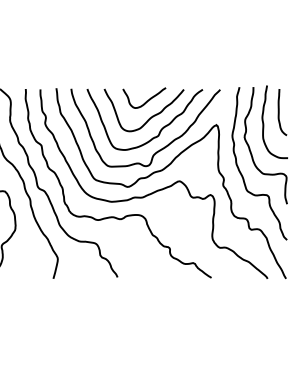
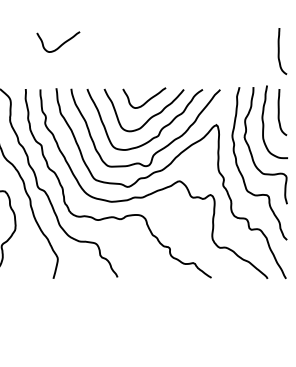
curve: none -> present (60, 44)
curve: none -> present (279, 51)
